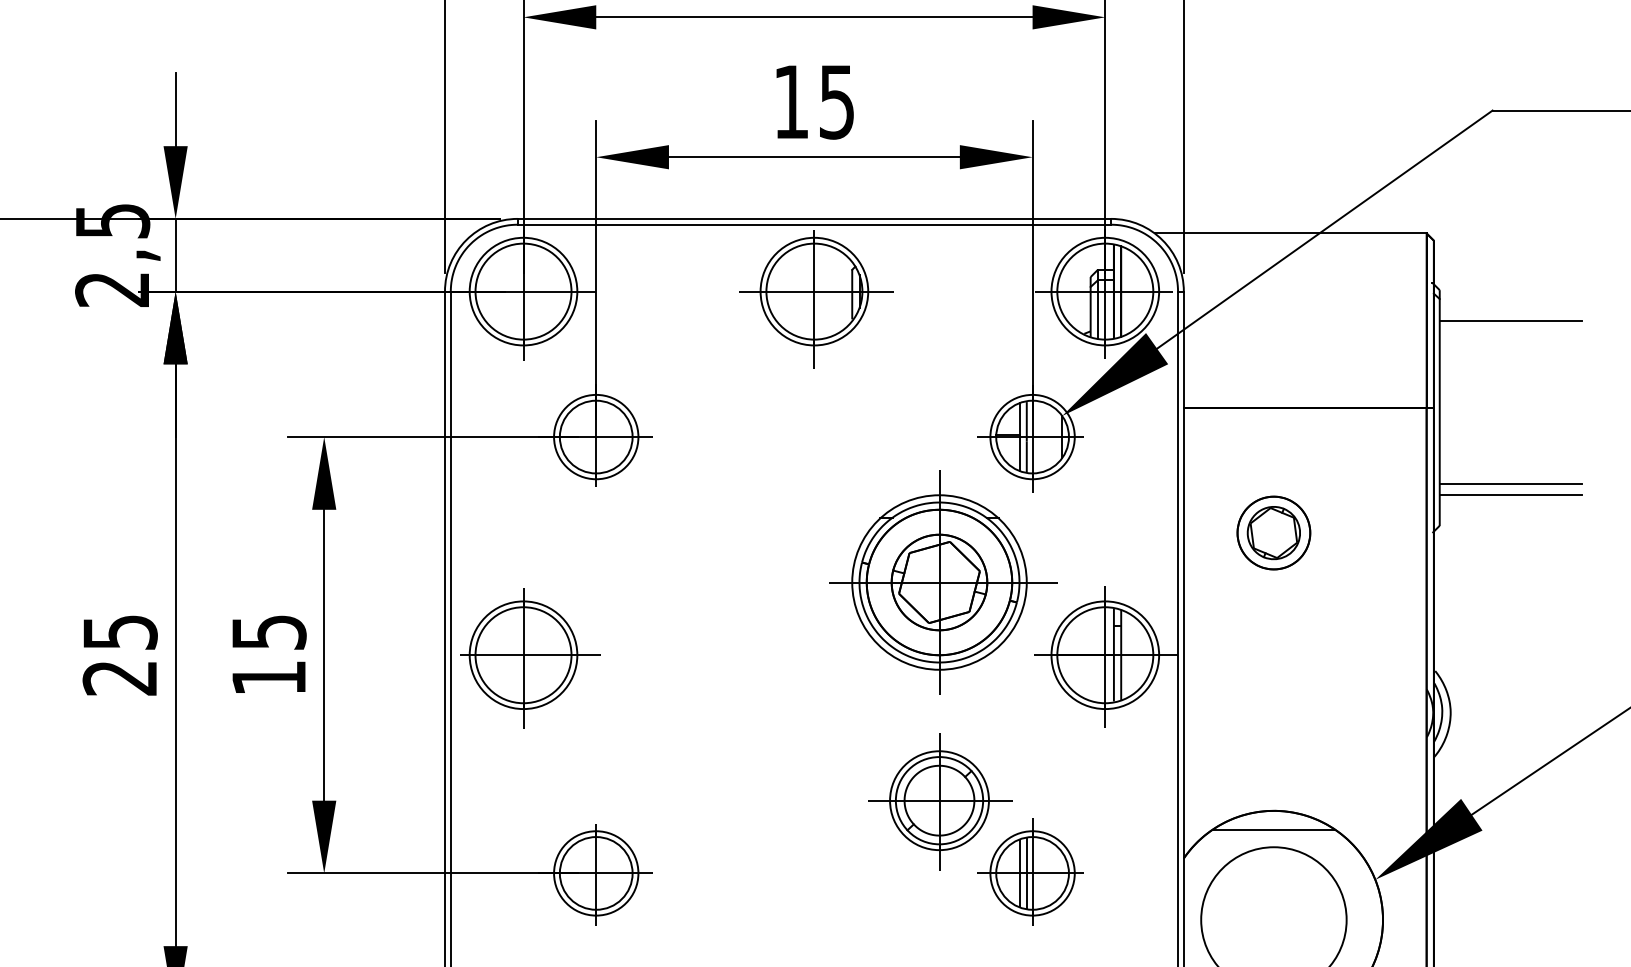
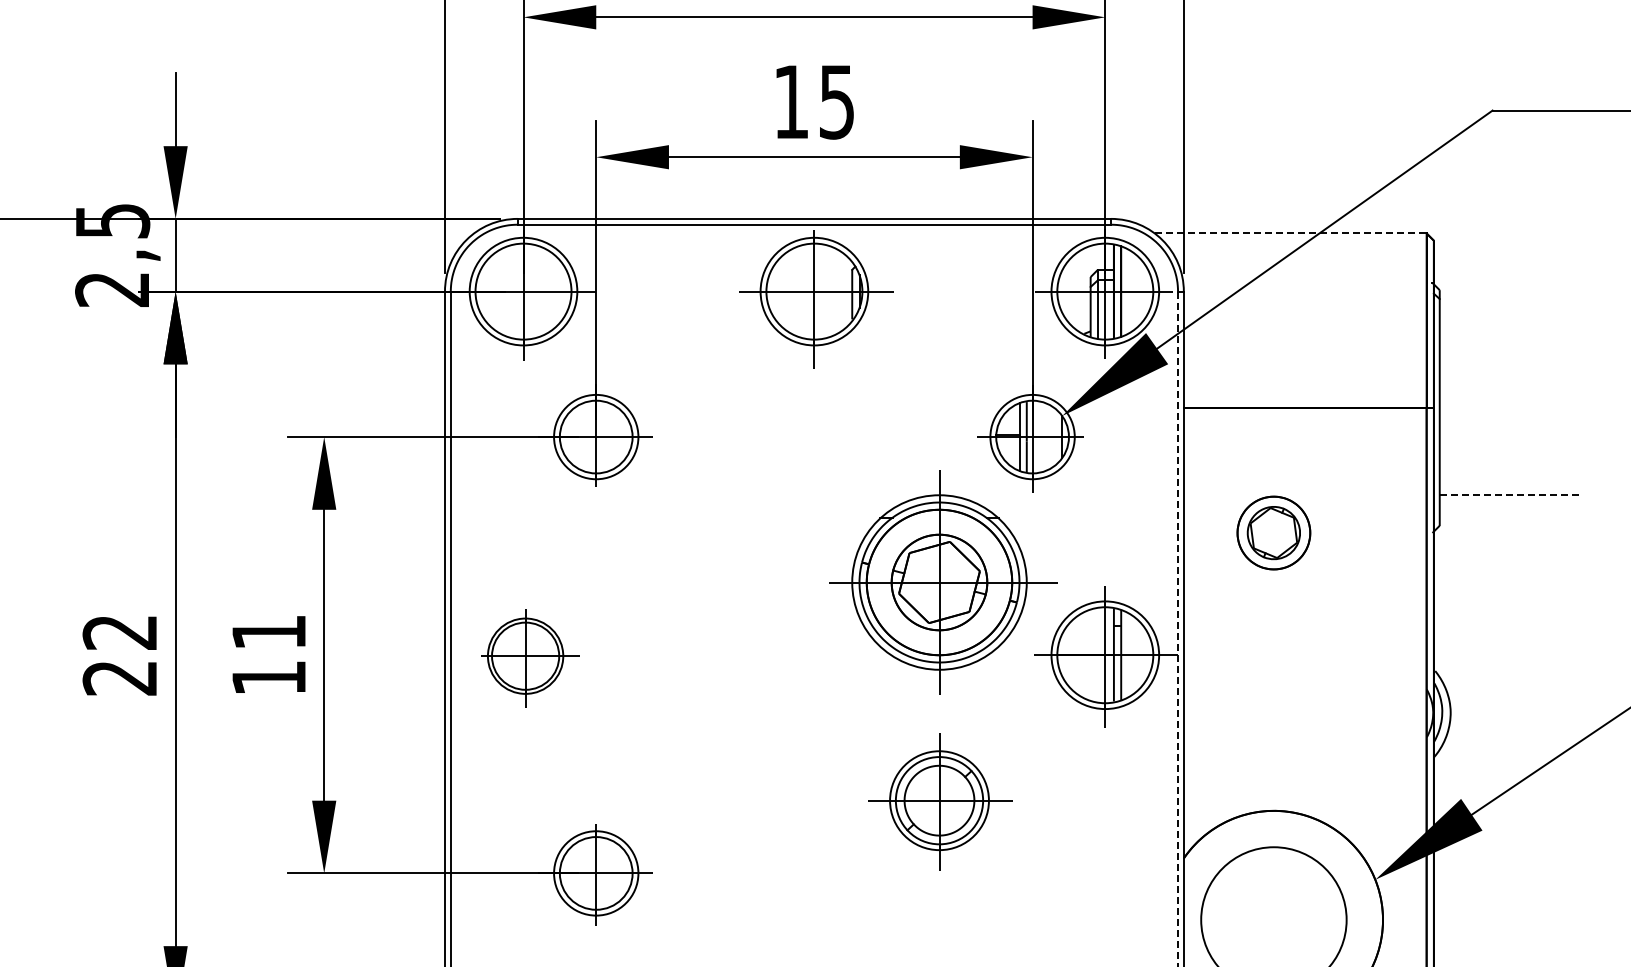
line: solid -> dashed (1290, 233)
line: present -> none (1510, 320)
line: present -> none (1510, 483)
line: solid -> dashed (1511, 495)
line: solid -> dashed (1178, 629)
text: 25 -> 22 (119, 632)
text: 15 -> 11 (269, 632)
part size: 141x141 px -> 99x99 px (530, 658)
line: present -> none (1273, 829)
part: present -> none (1030, 871)
